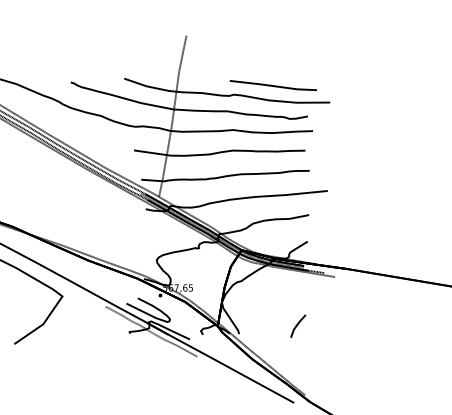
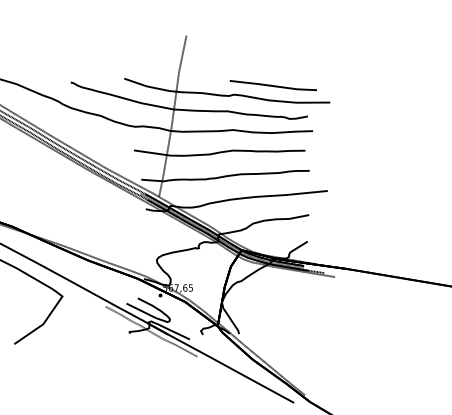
line: present -> none (298, 325)
